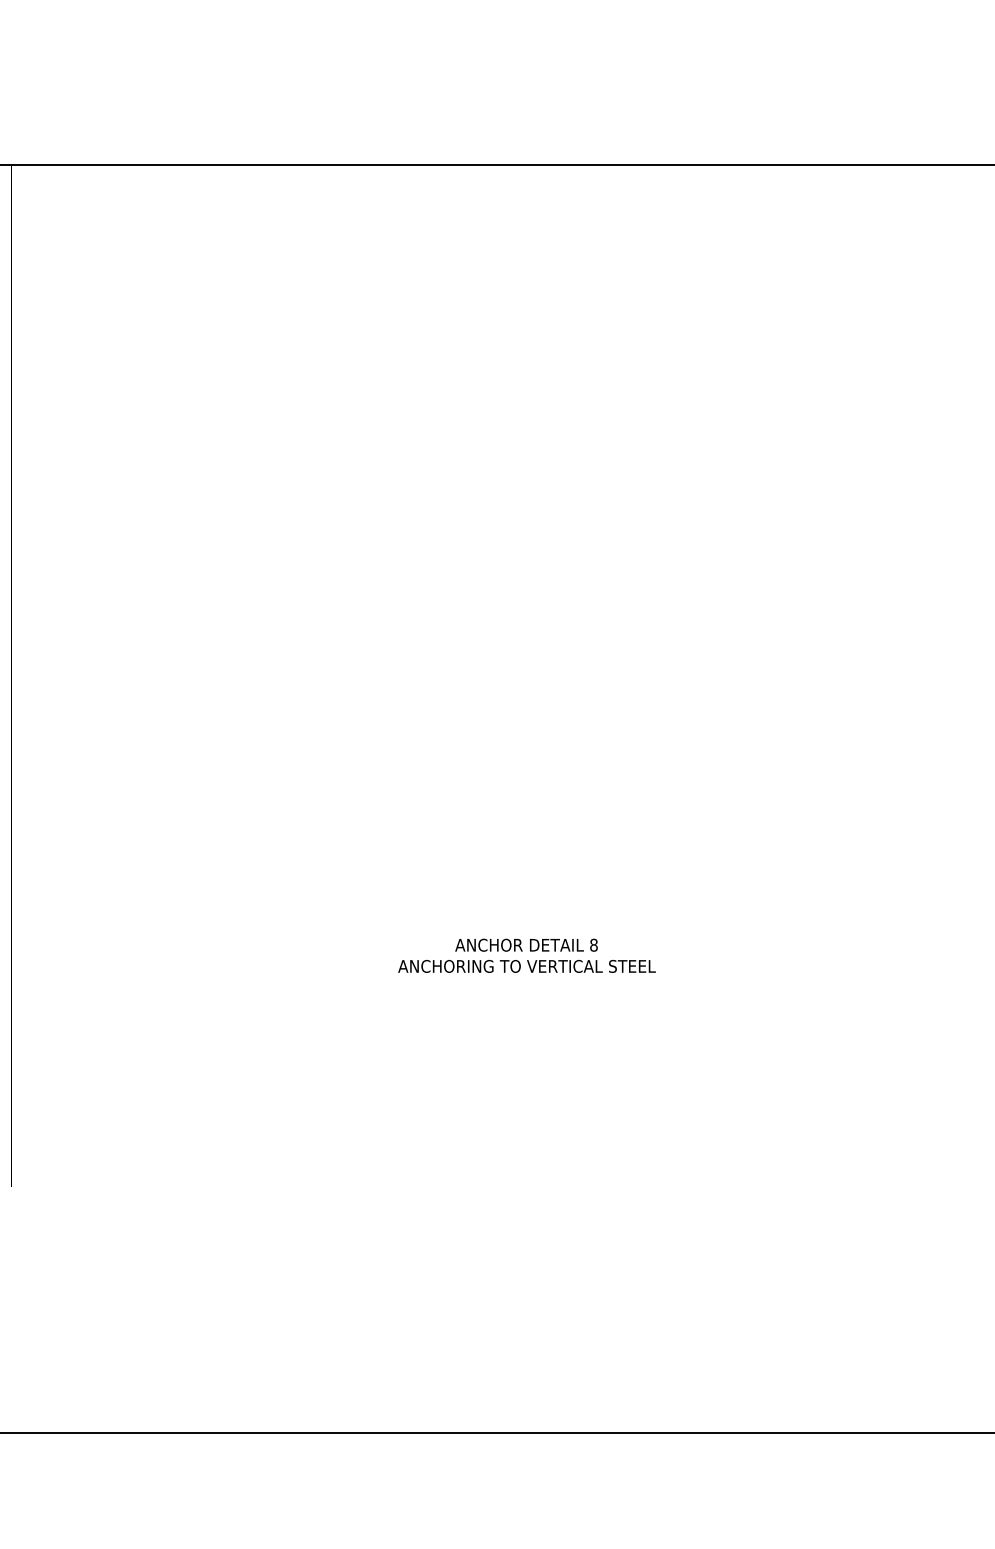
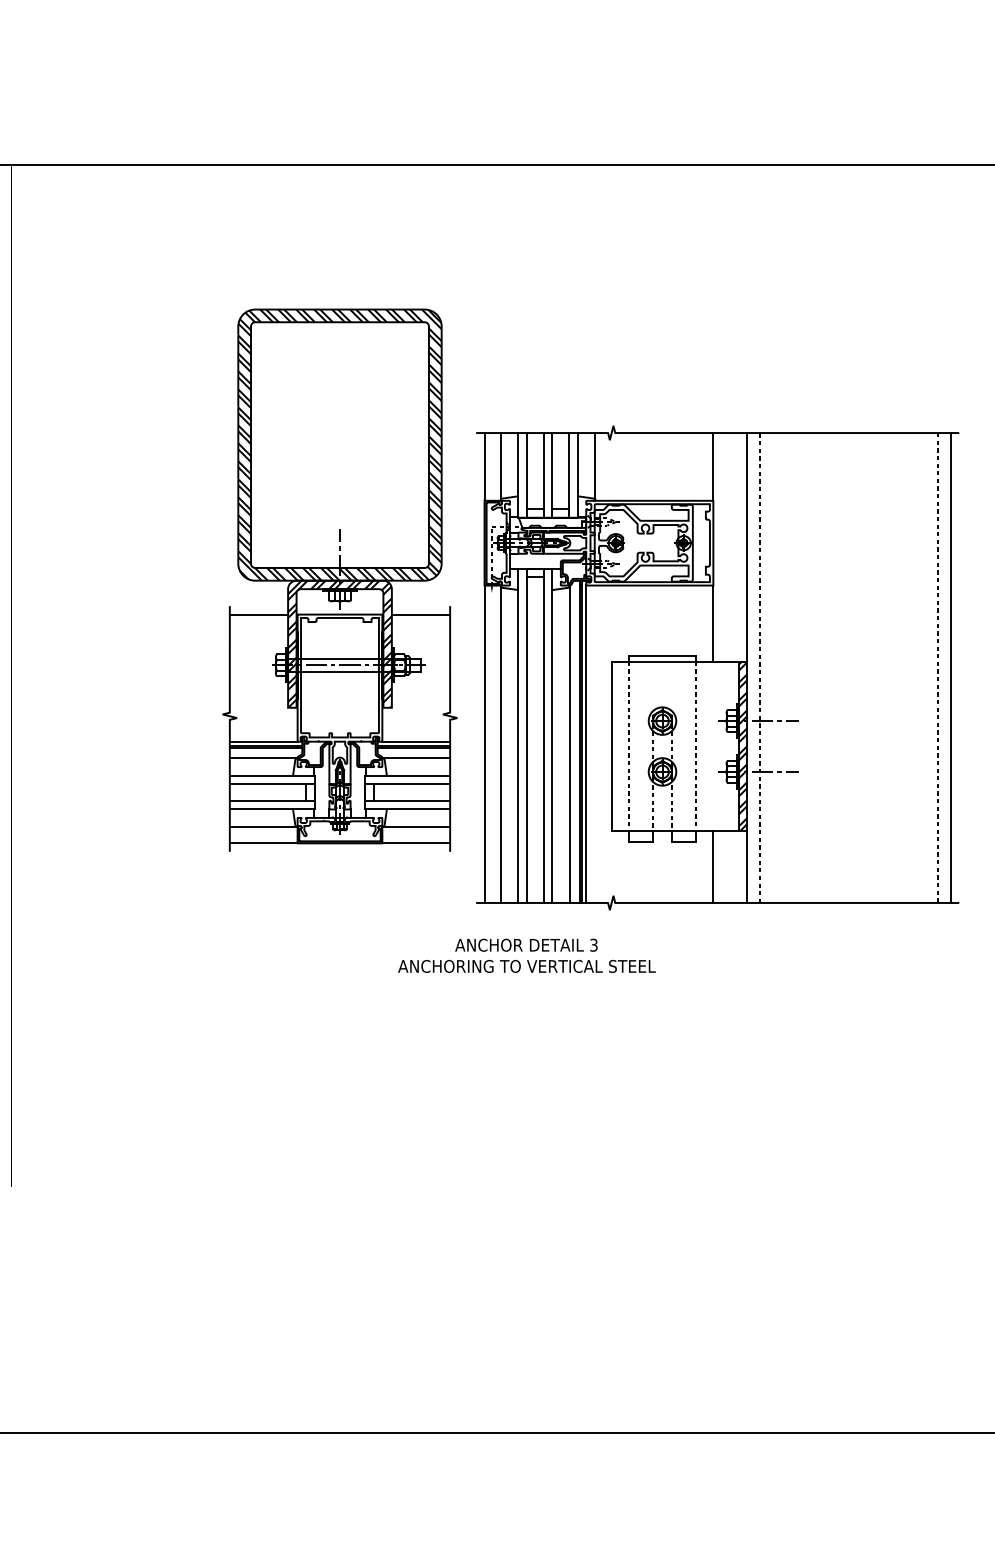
part: none -> present (339, 579)
part: none -> present (717, 667)
text: 8 -> 3 (593, 944)
